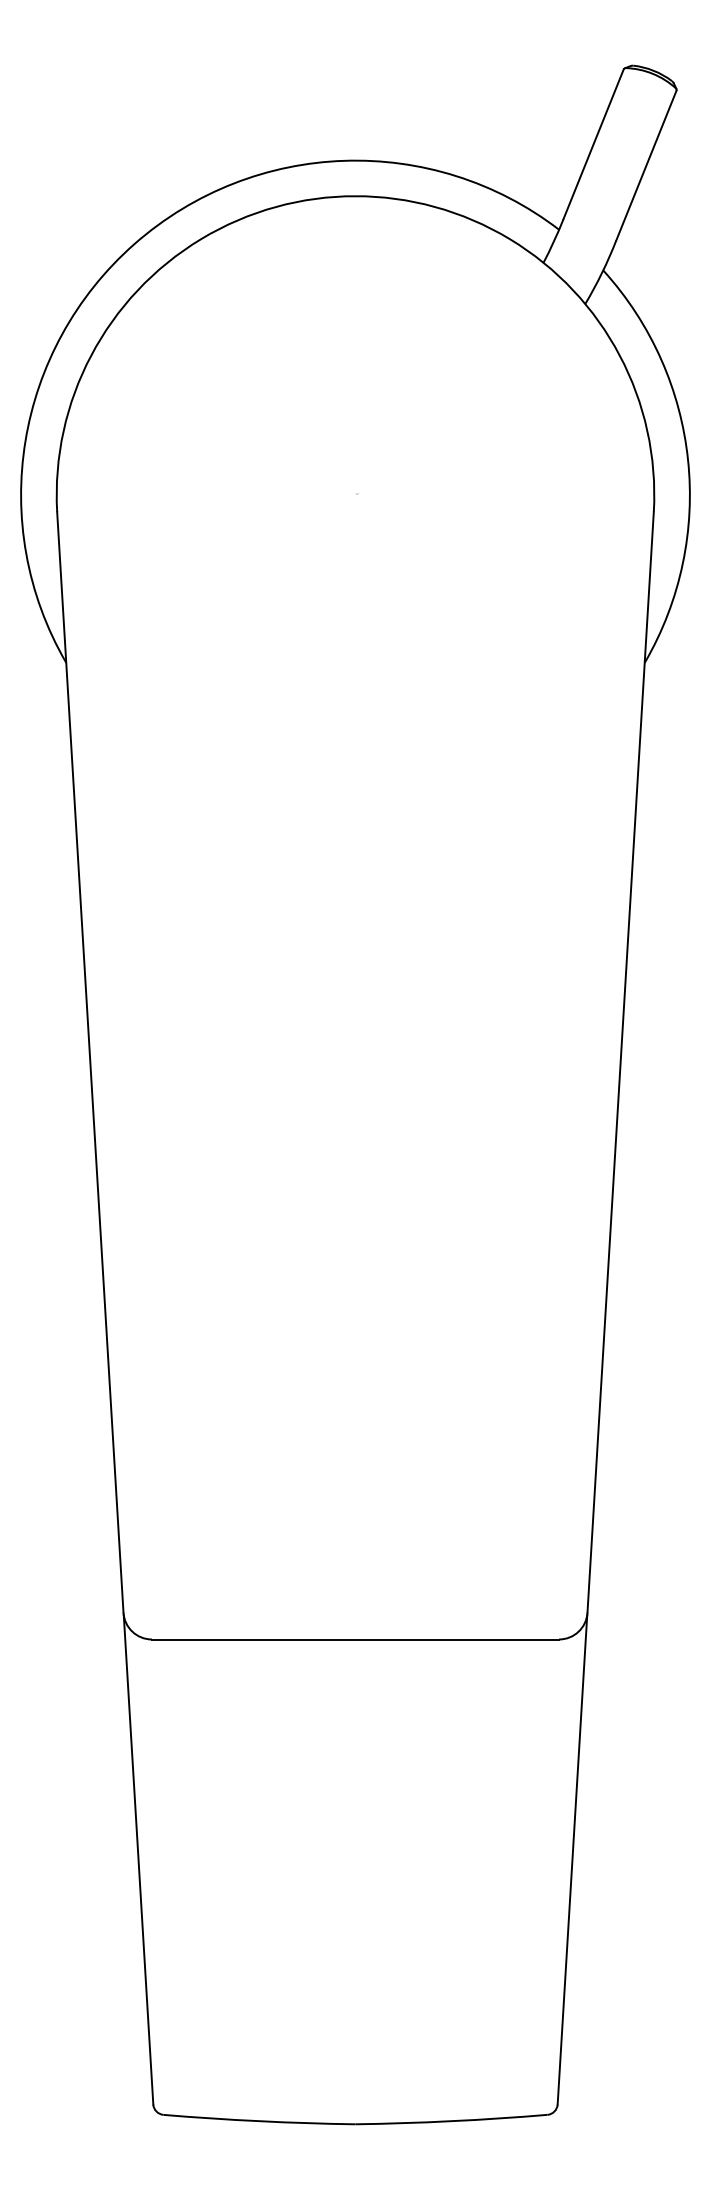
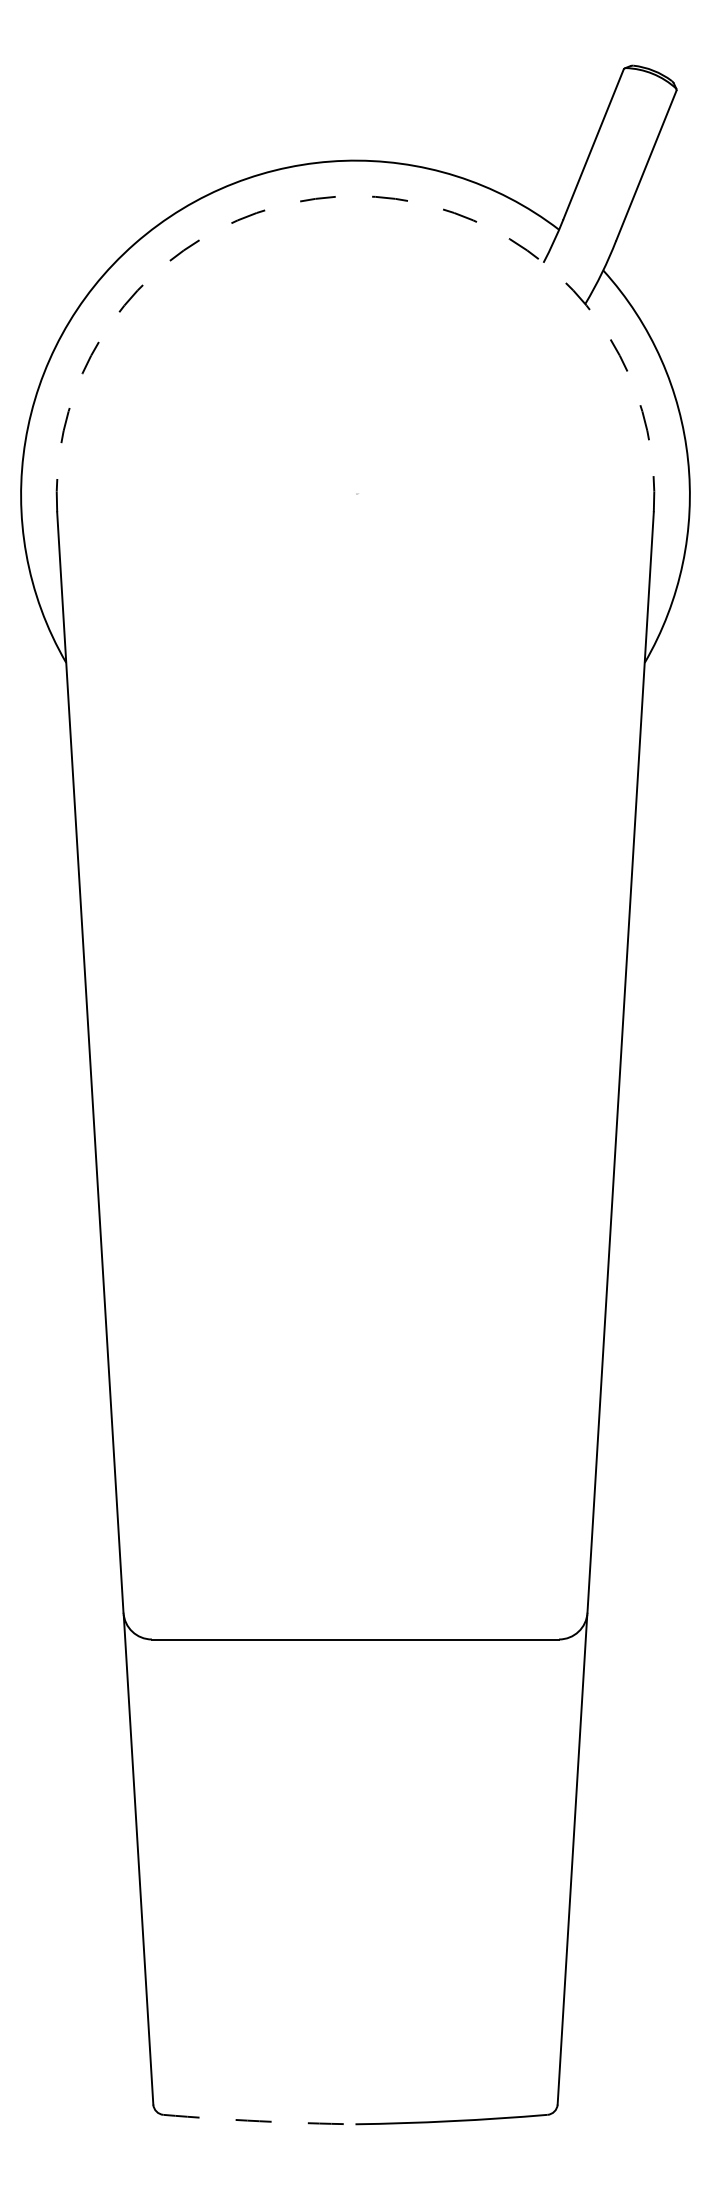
arc: solid -> dashed (355, 196)
arc: solid -> dashed (259, 2121)
